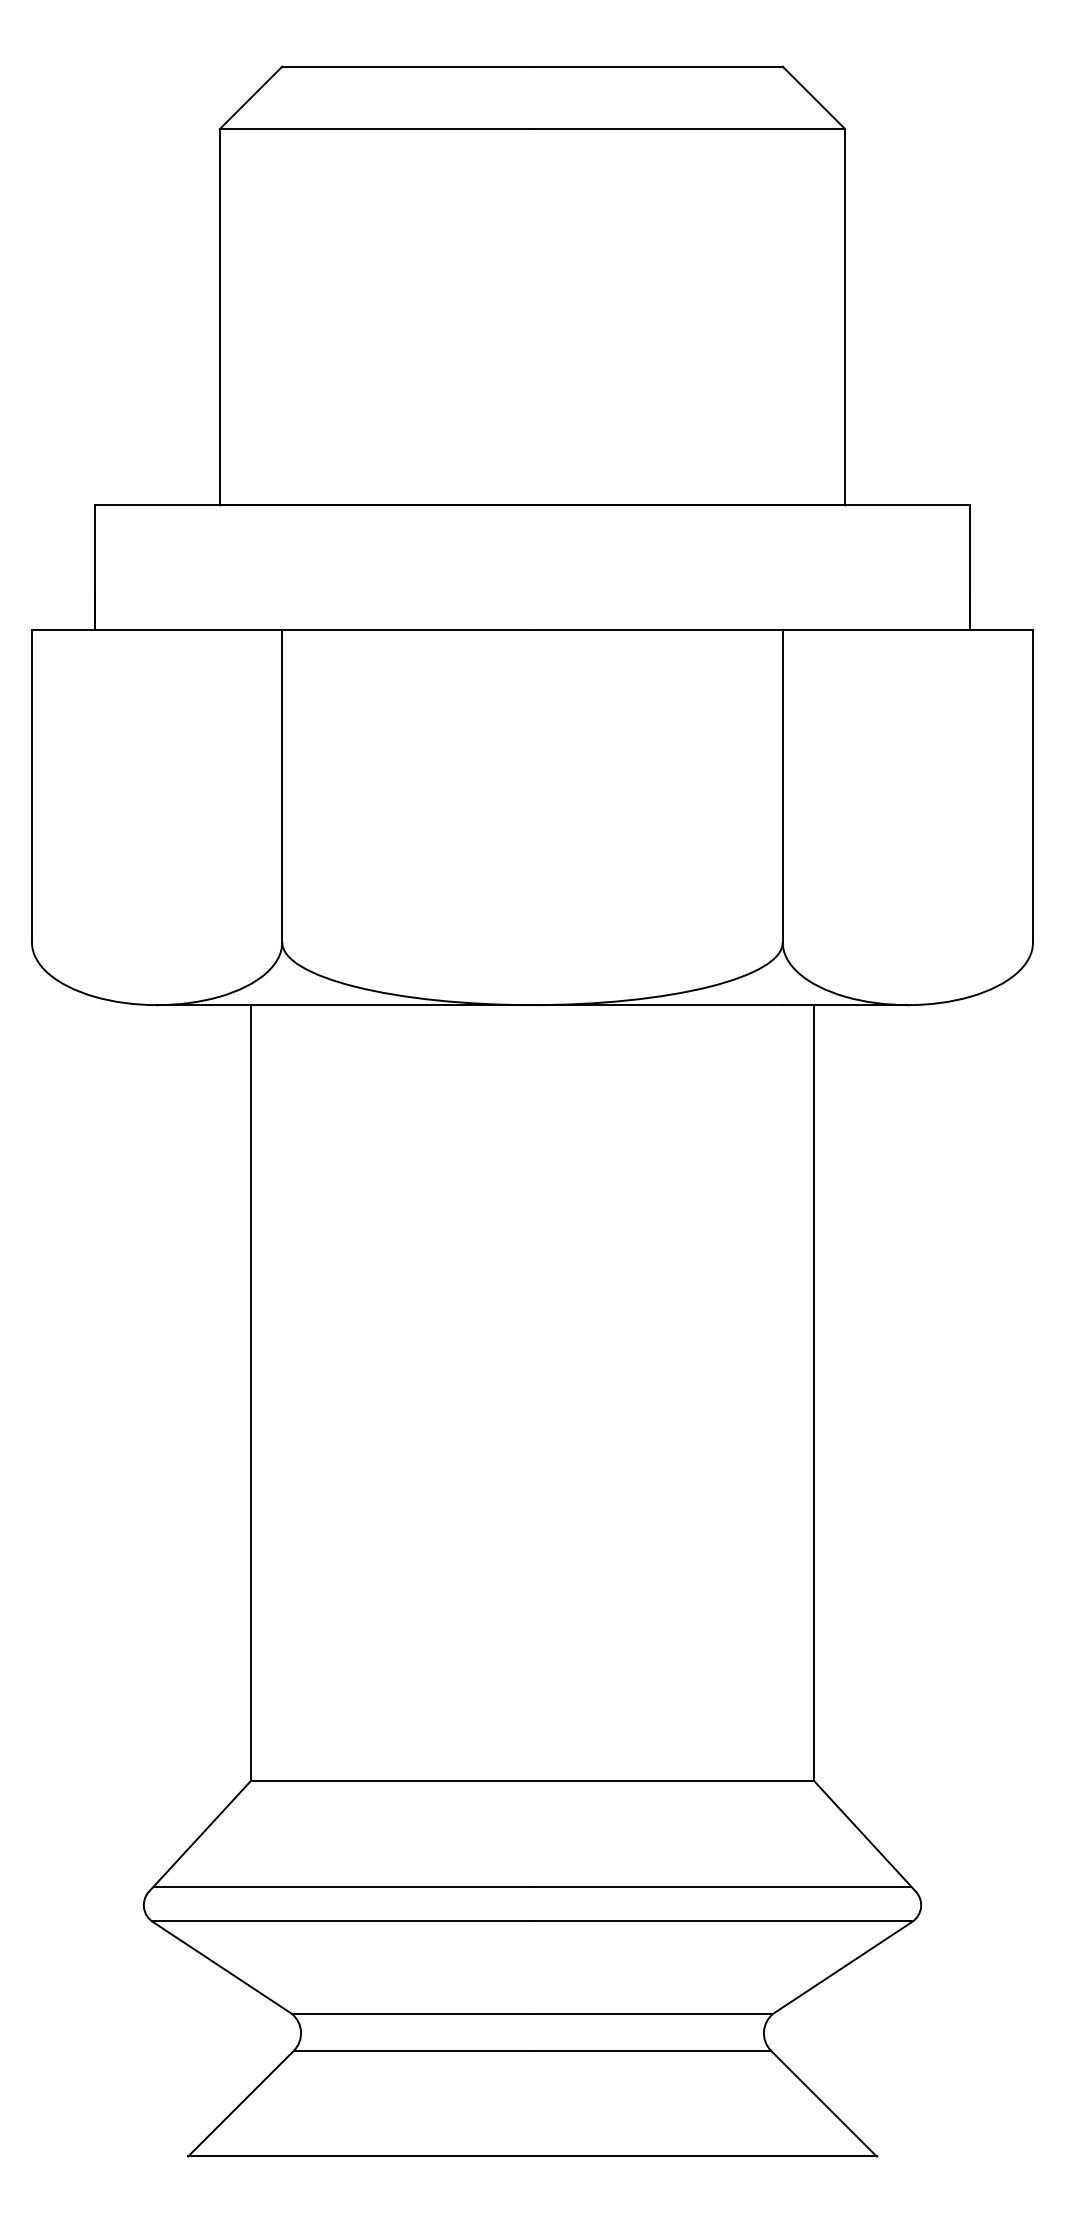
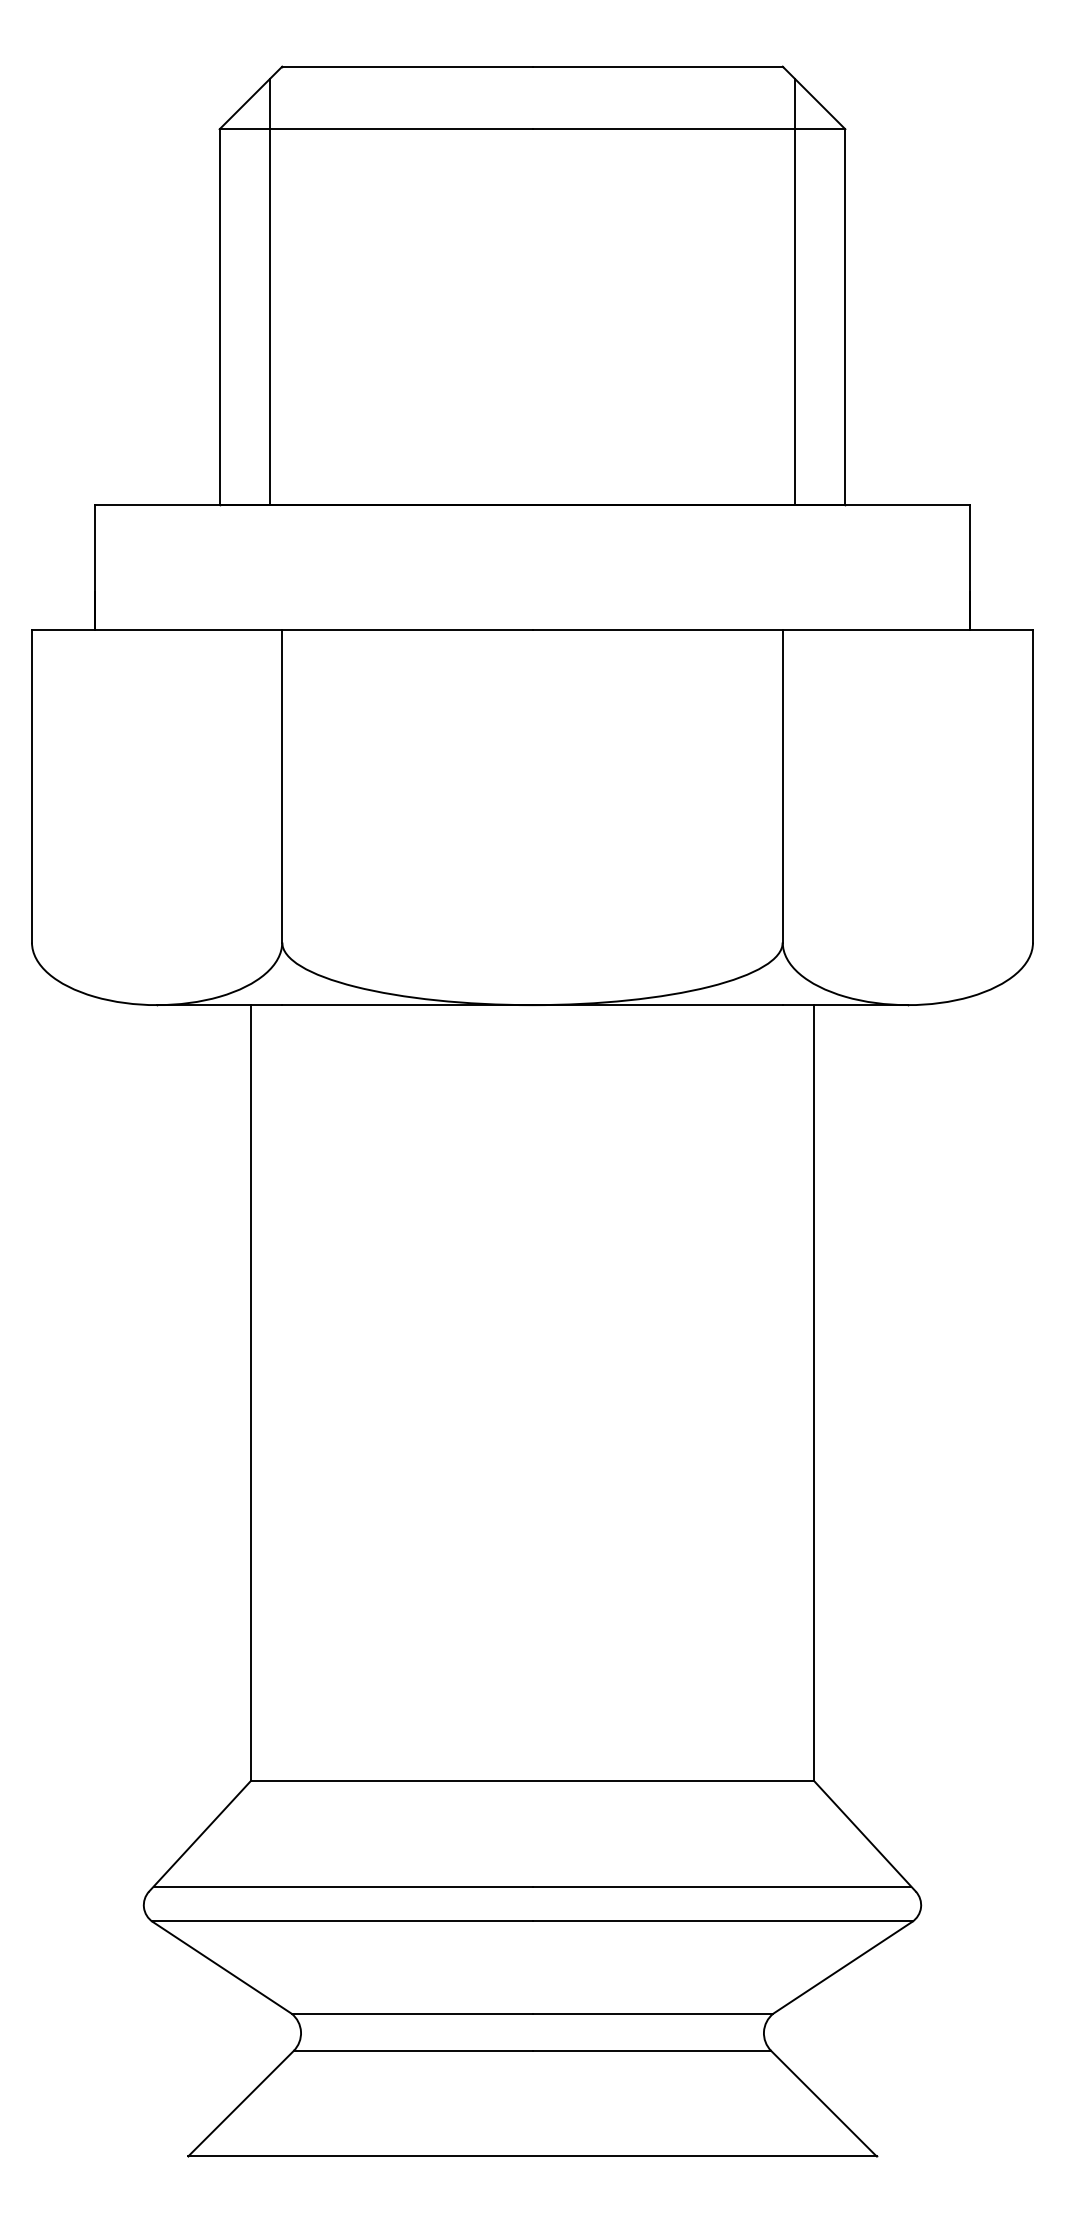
line: none -> present (269, 291)
line: none -> present (795, 291)
